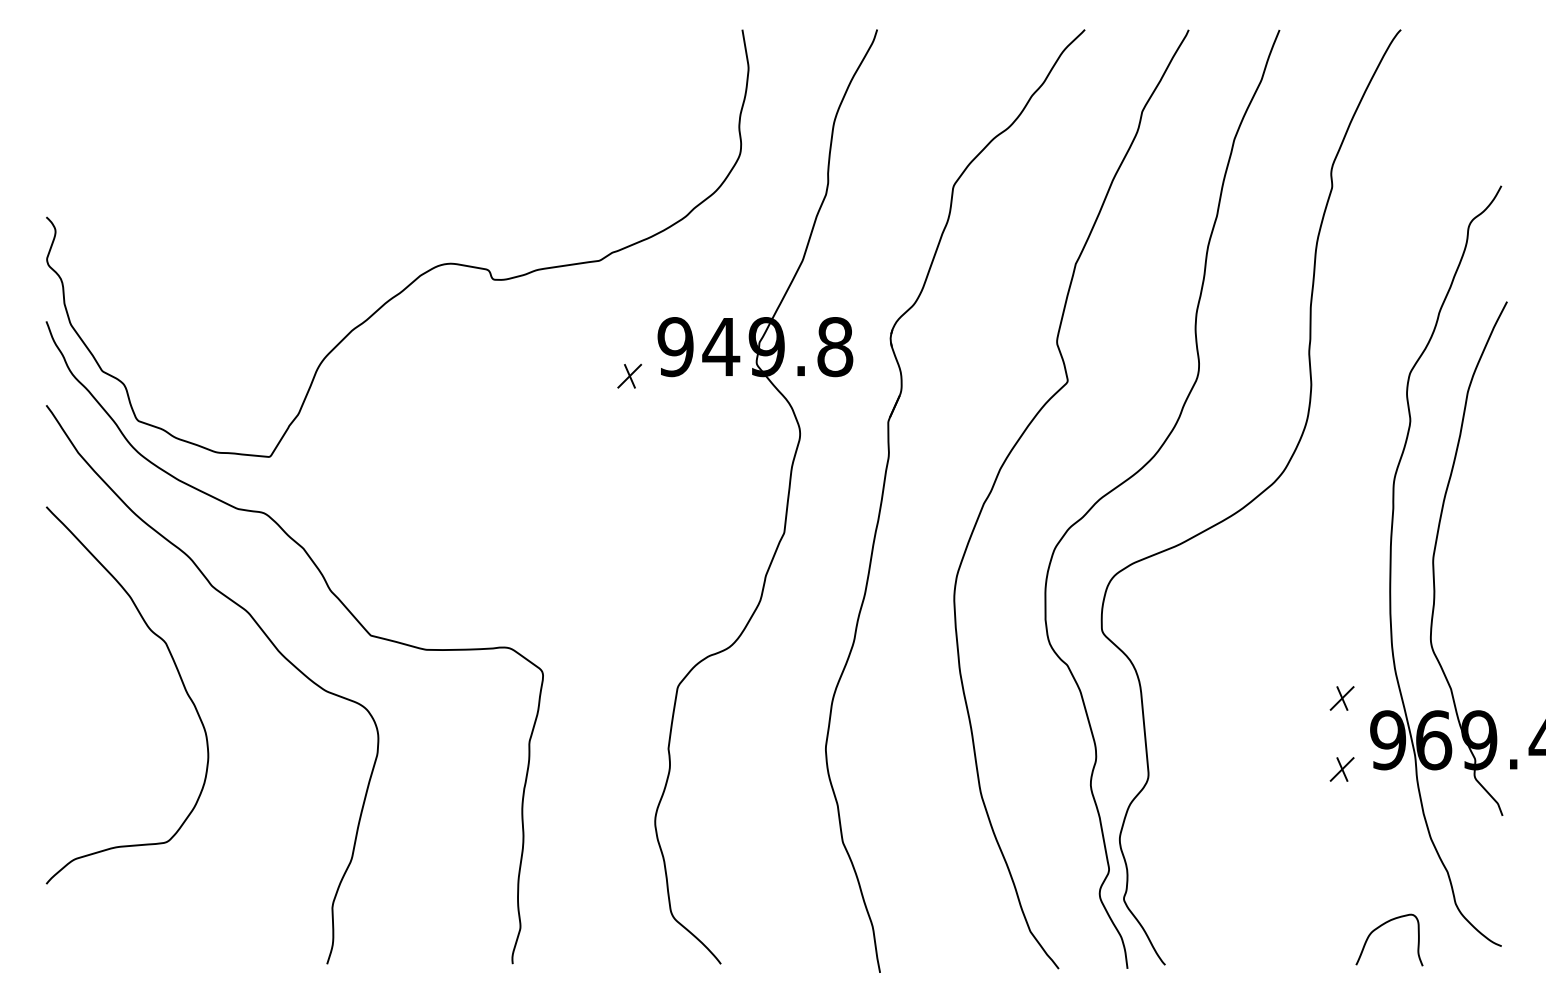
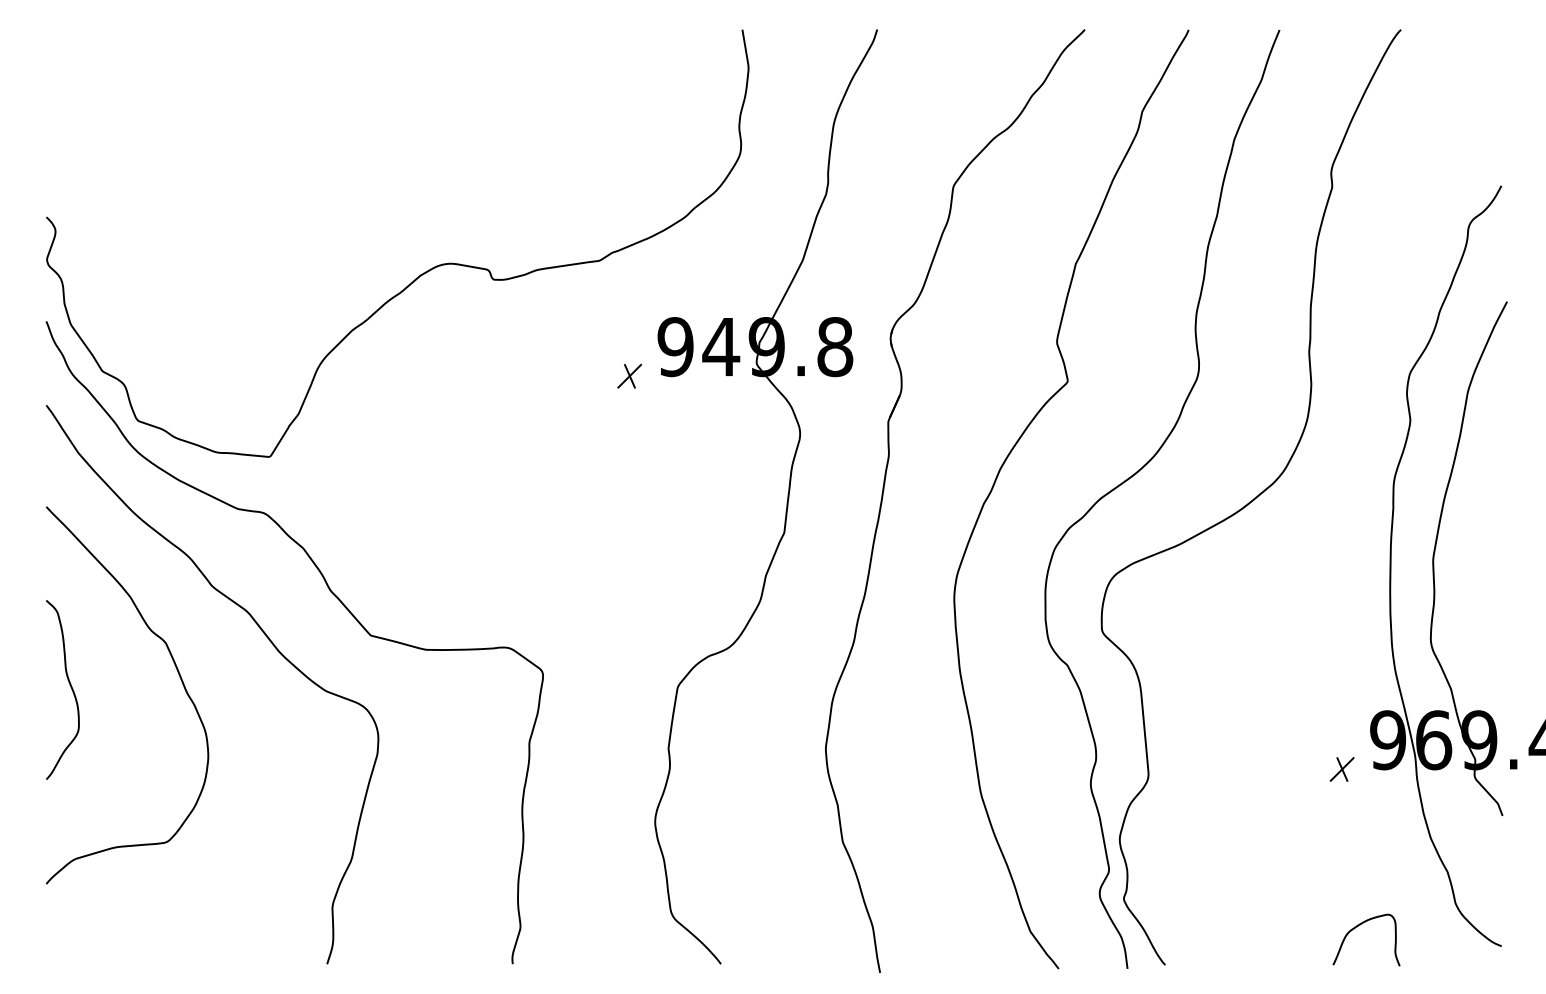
curve: none -> present (69, 685)
part: present -> none (1341, 698)
curve position: (1380, 927) -> (1357, 927) (1357, 927)
